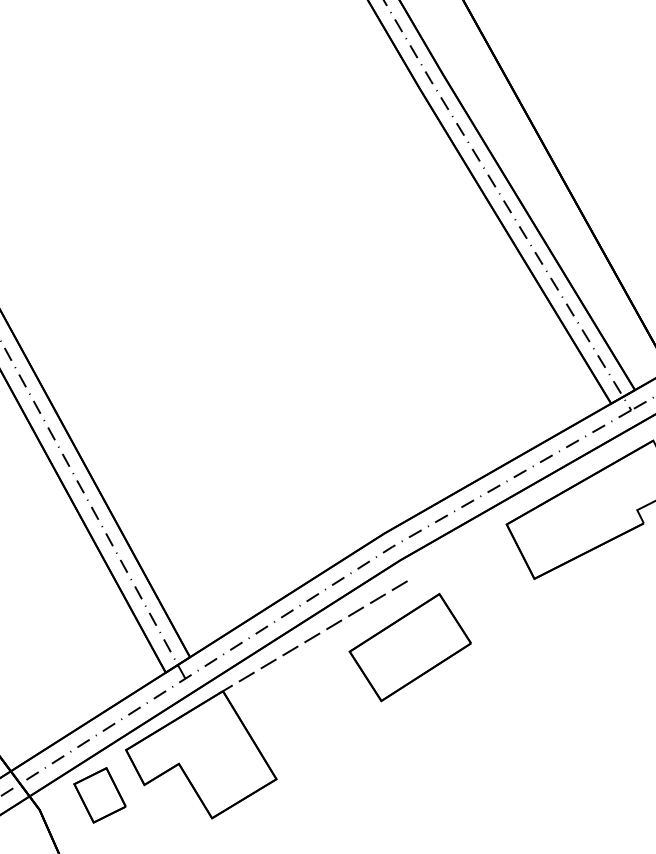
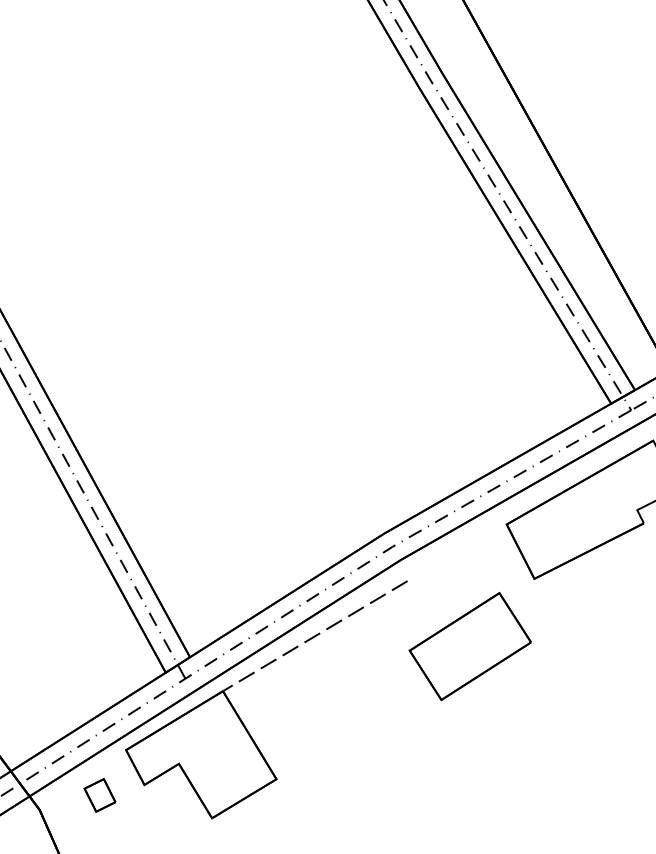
part position: (409, 647) -> (469, 646) (469, 646)
part size: 54x57 px -> 34x35 px (99, 795)
